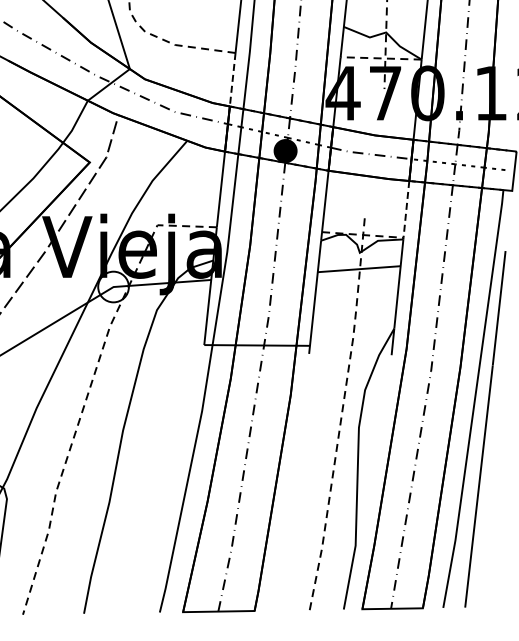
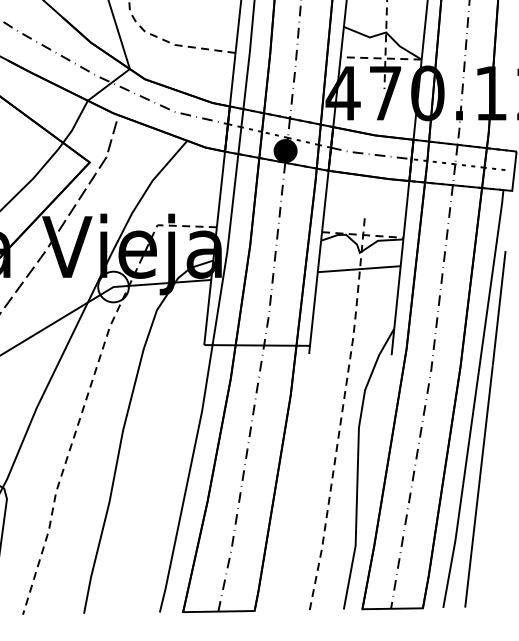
line: dashed -> solid (232, 79)
line: dashed -> solid (406, 209)
